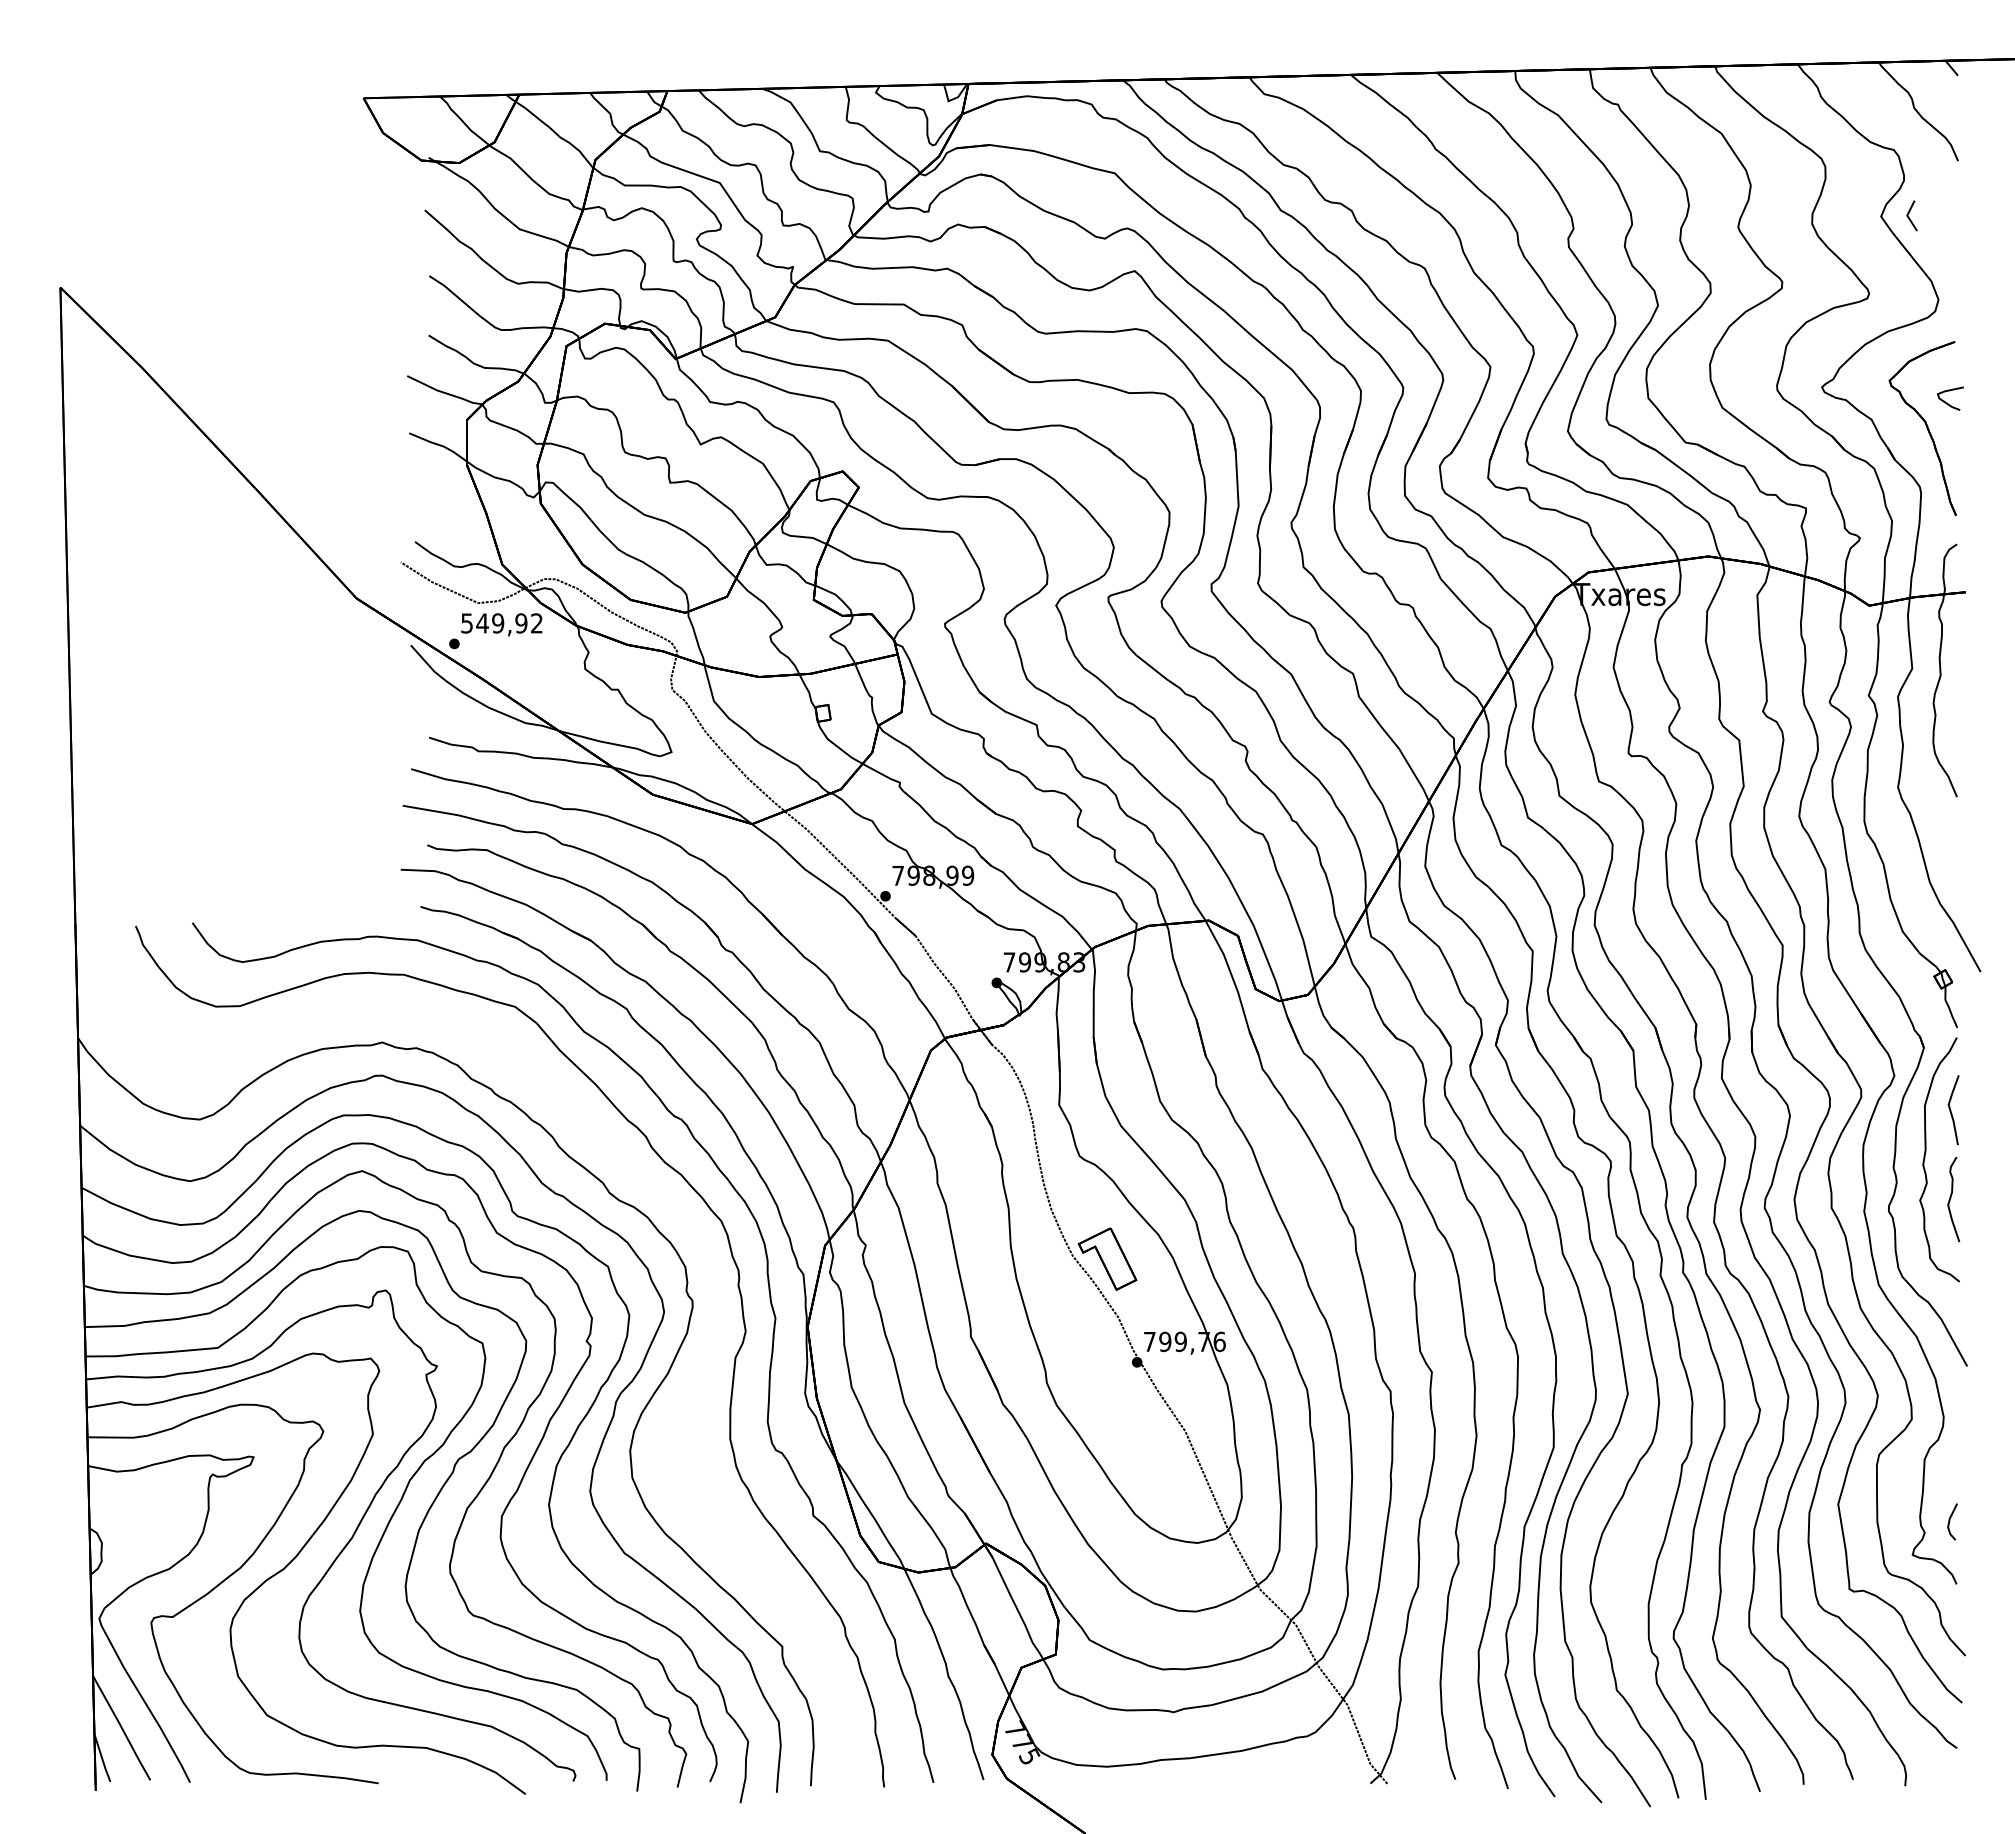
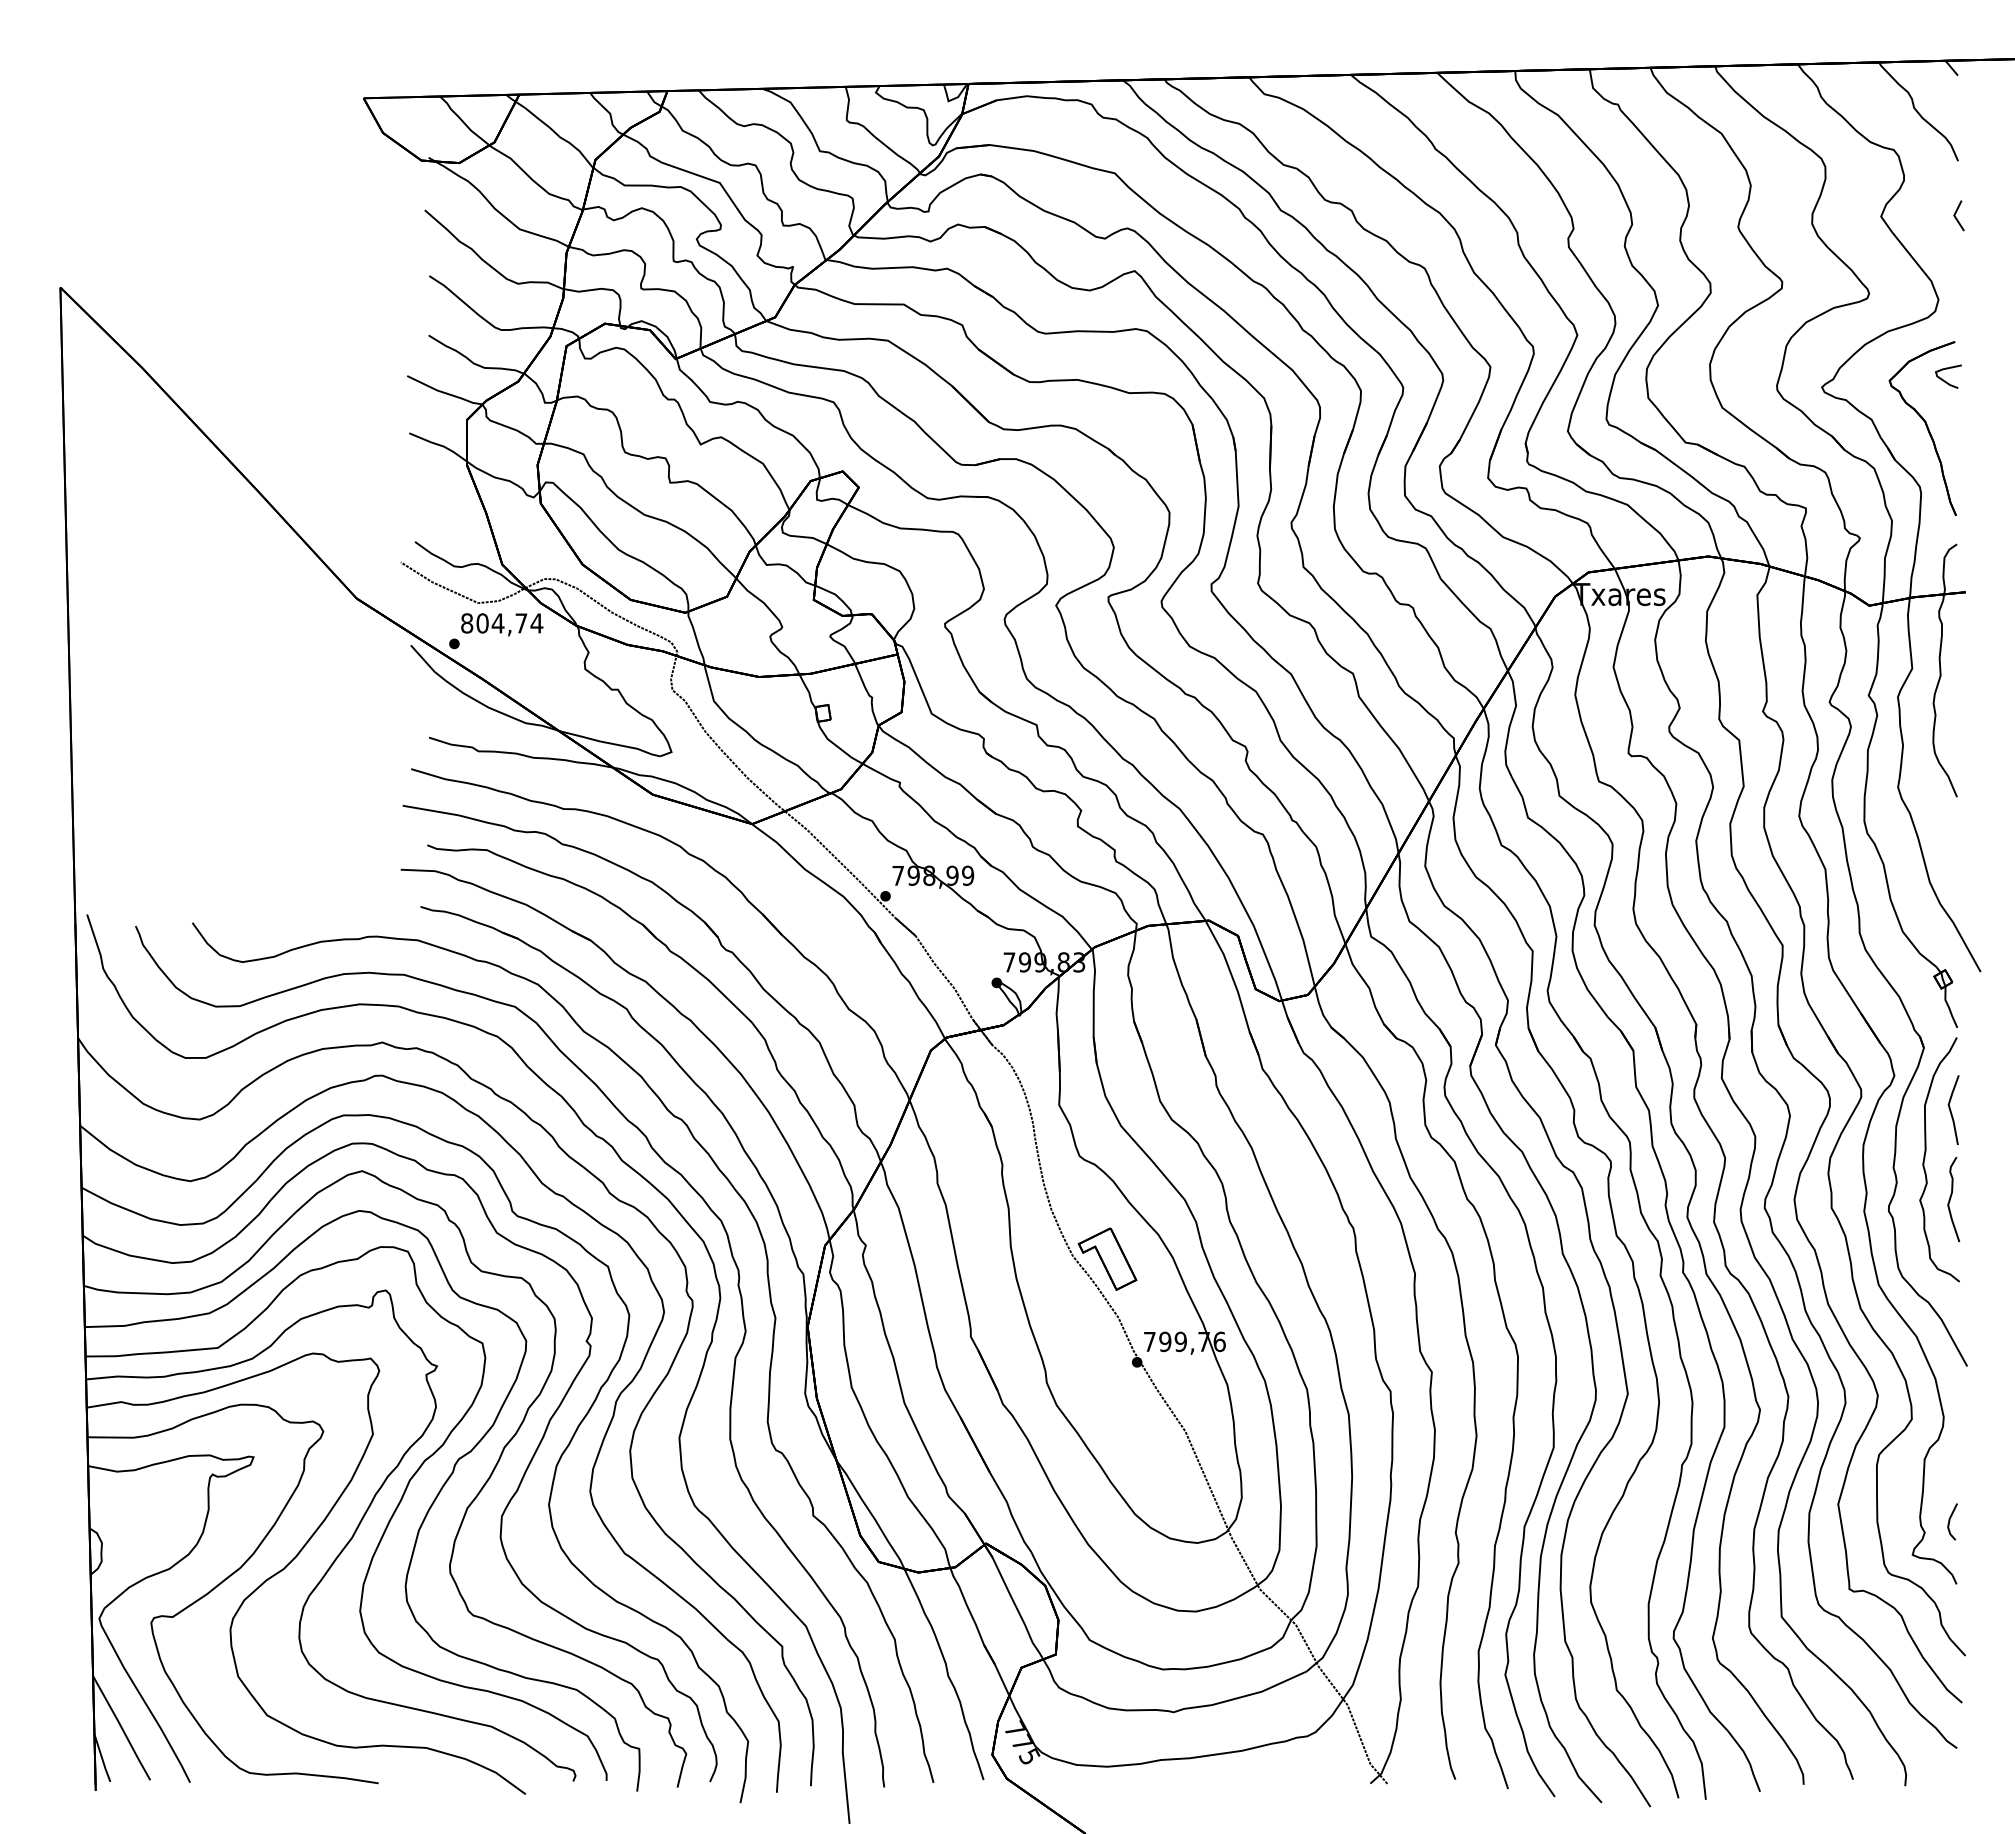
line position: (1909, 213) -> (1956, 213) (1956, 213)
curve position: (1947, 402) -> (1945, 380) (1945, 380)
text: 549,92 -> 804,74 (502, 623)
part: none -> present (680, 1428)
